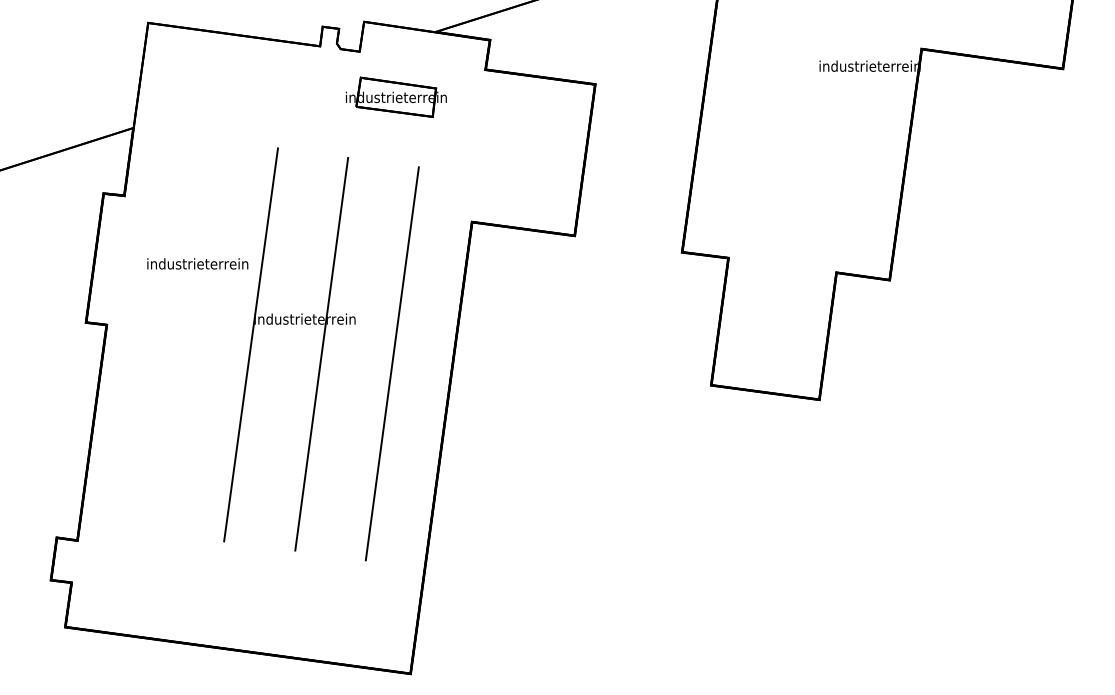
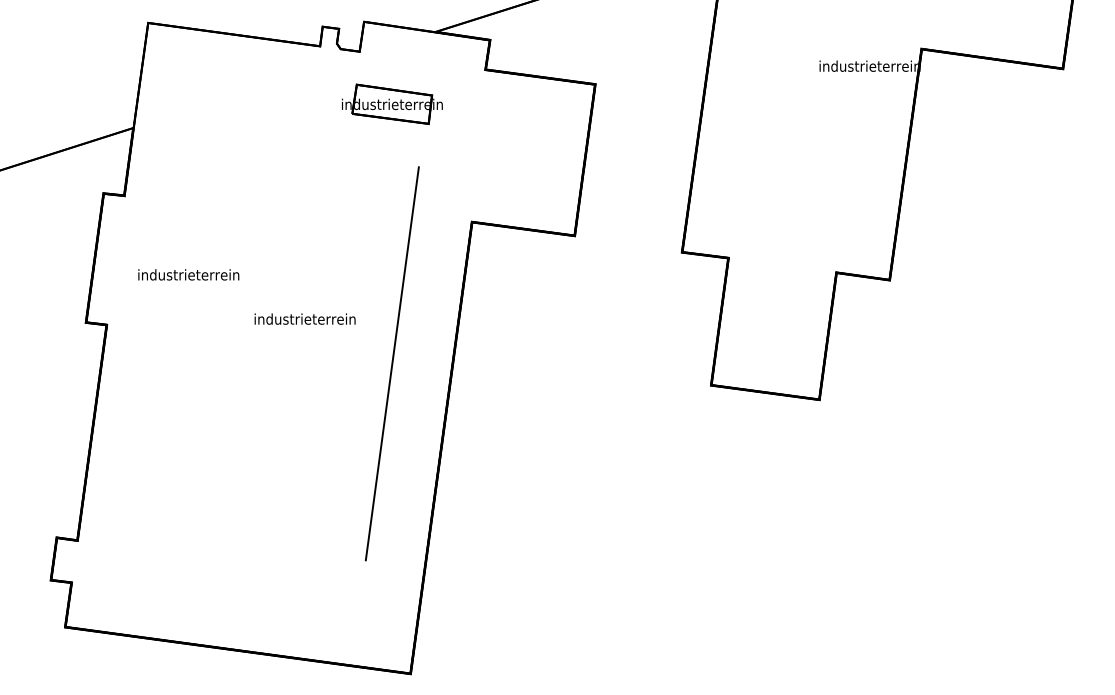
part position: (396, 96) -> (392, 103) (392, 103)
text position: (197, 263) -> (188, 274) (188, 274)
line: present -> none (250, 344)
line: present -> none (321, 353)
